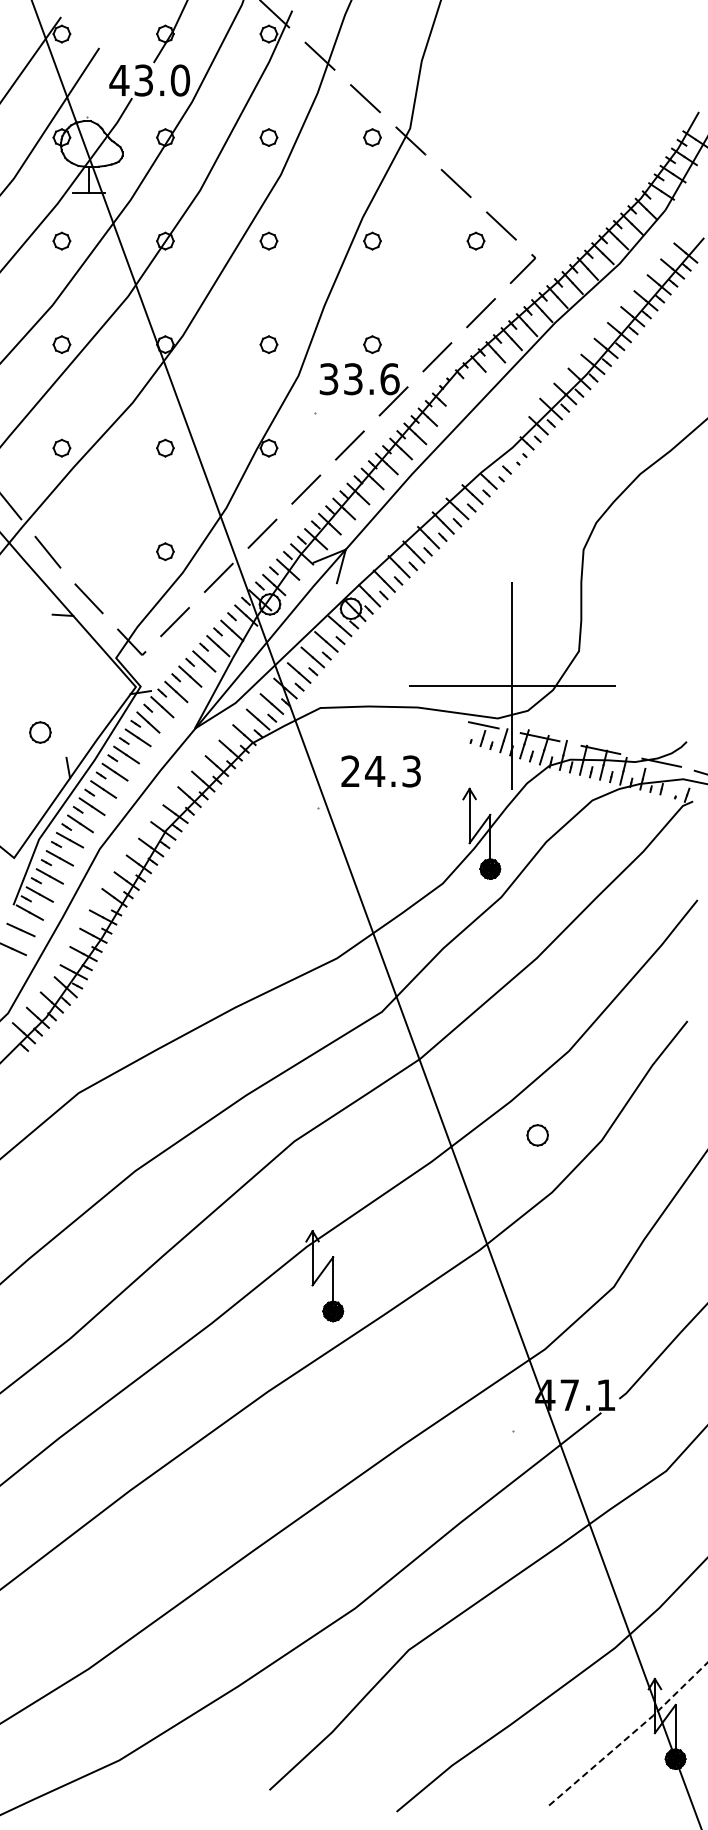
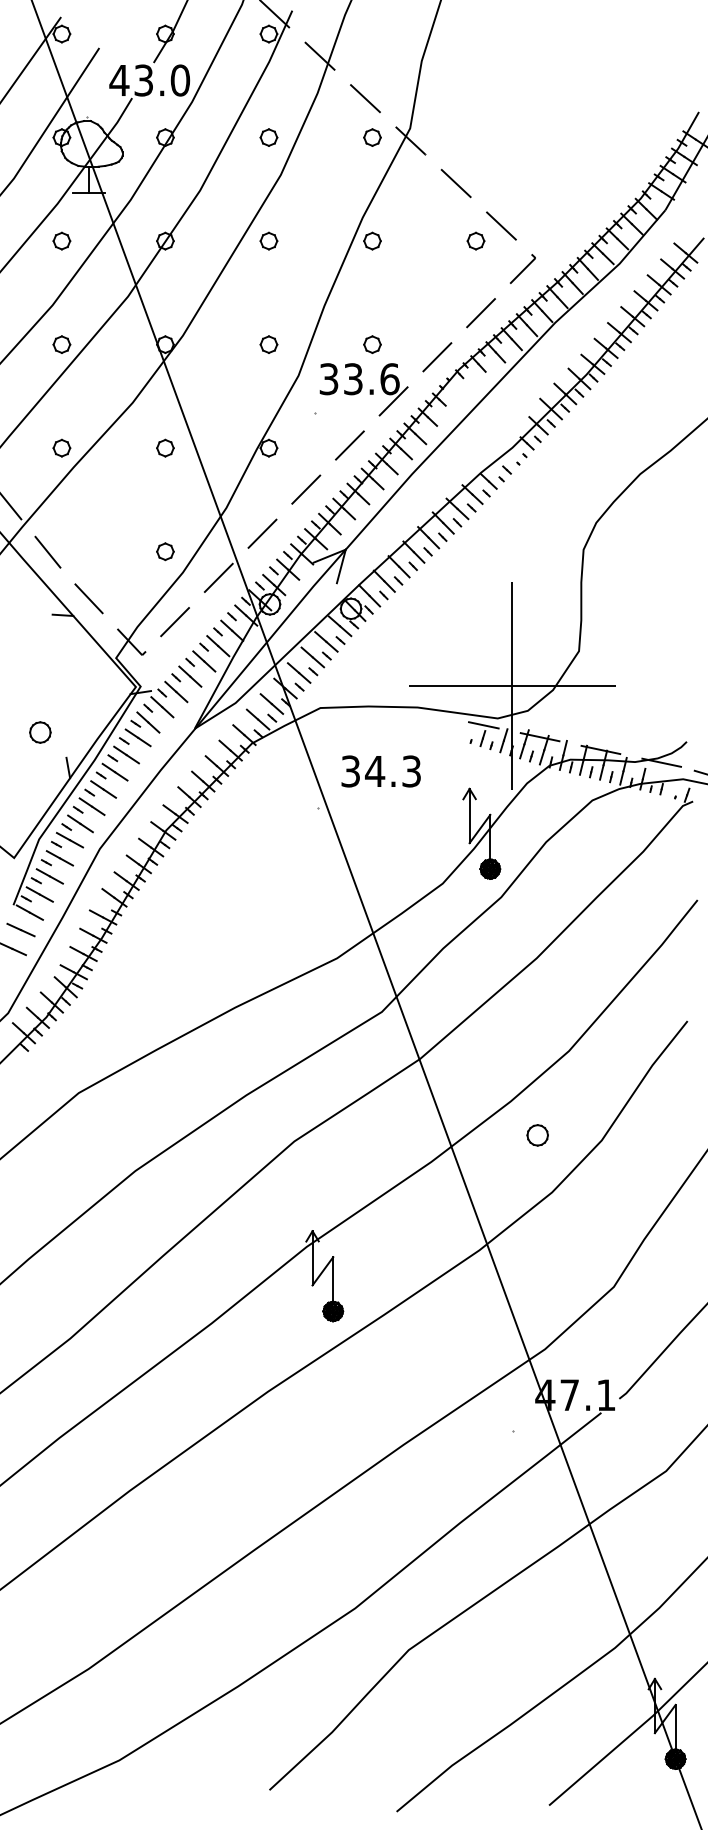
text: 24.3 -> 34.3 (350, 771)
line: dashed -> solid (630, 1735)
